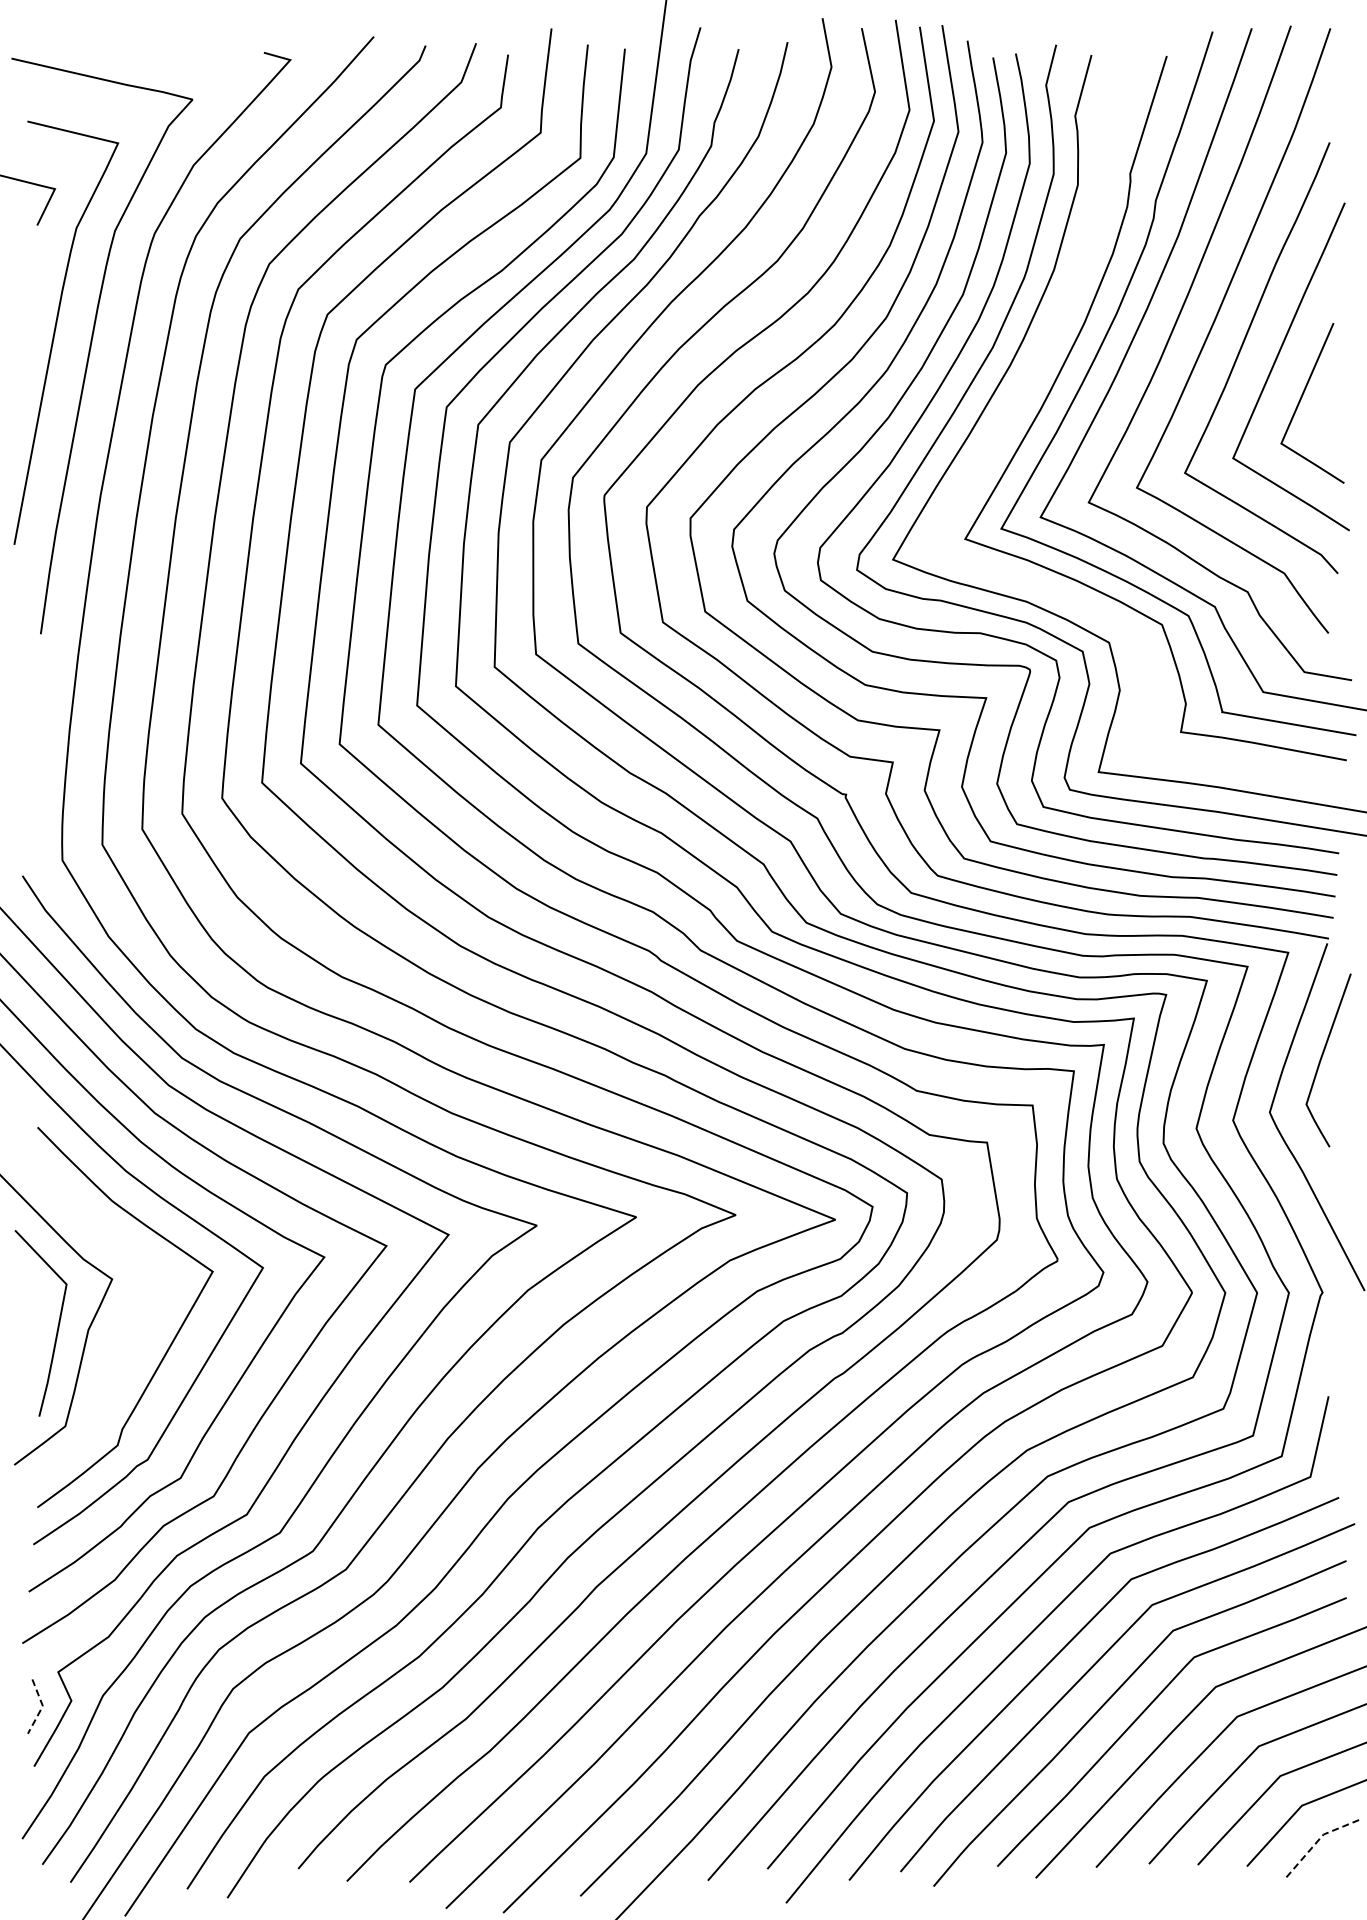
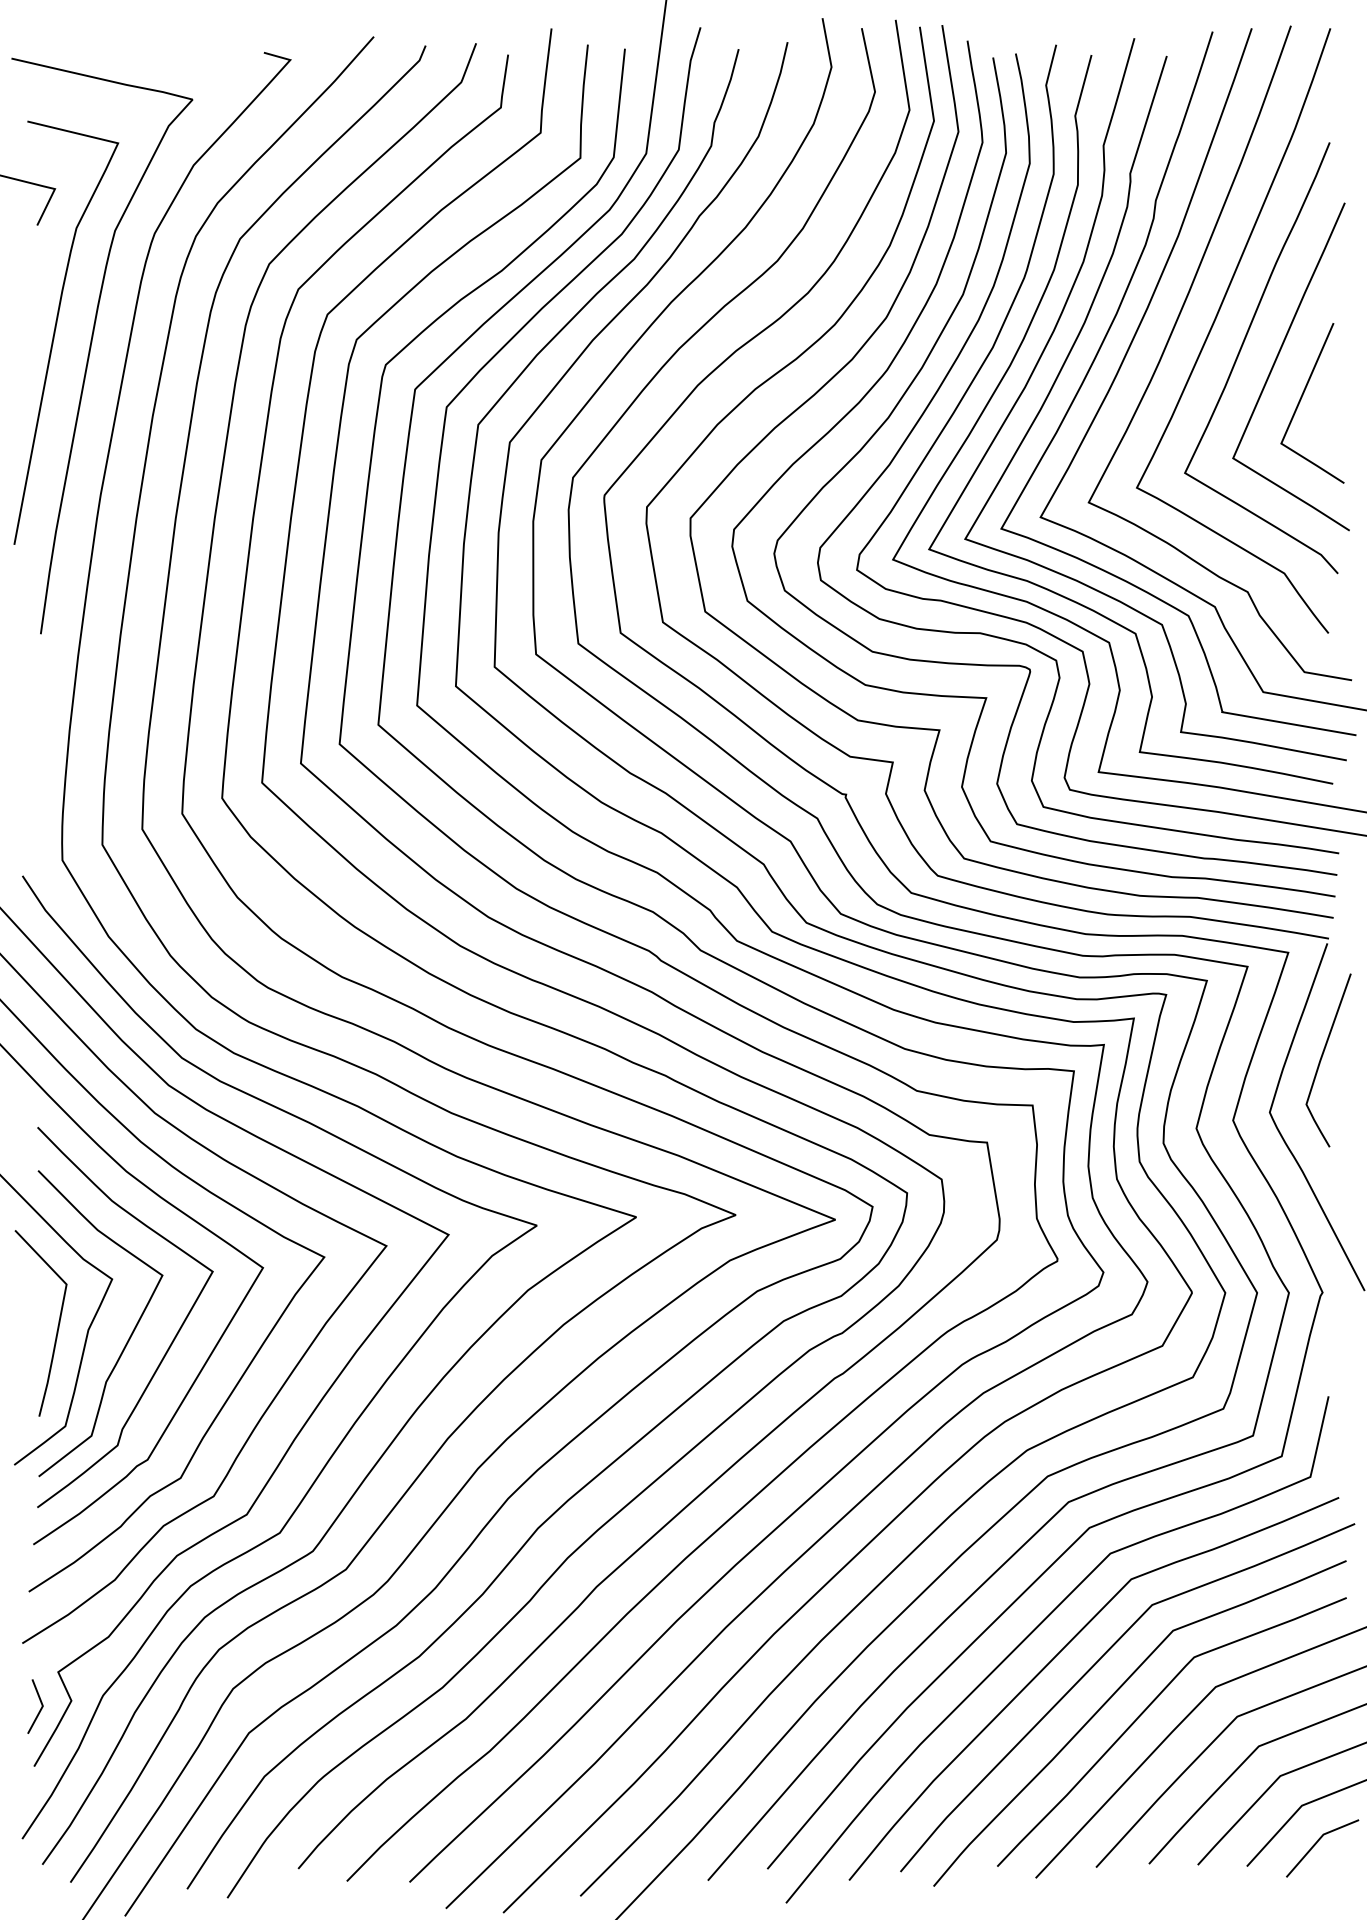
curve: none -> present (1037, 365)
curve: none -> present (128, 1338)
line: dashed -> solid (42, 1706)
line: dashed -> solid (1317, 1841)
